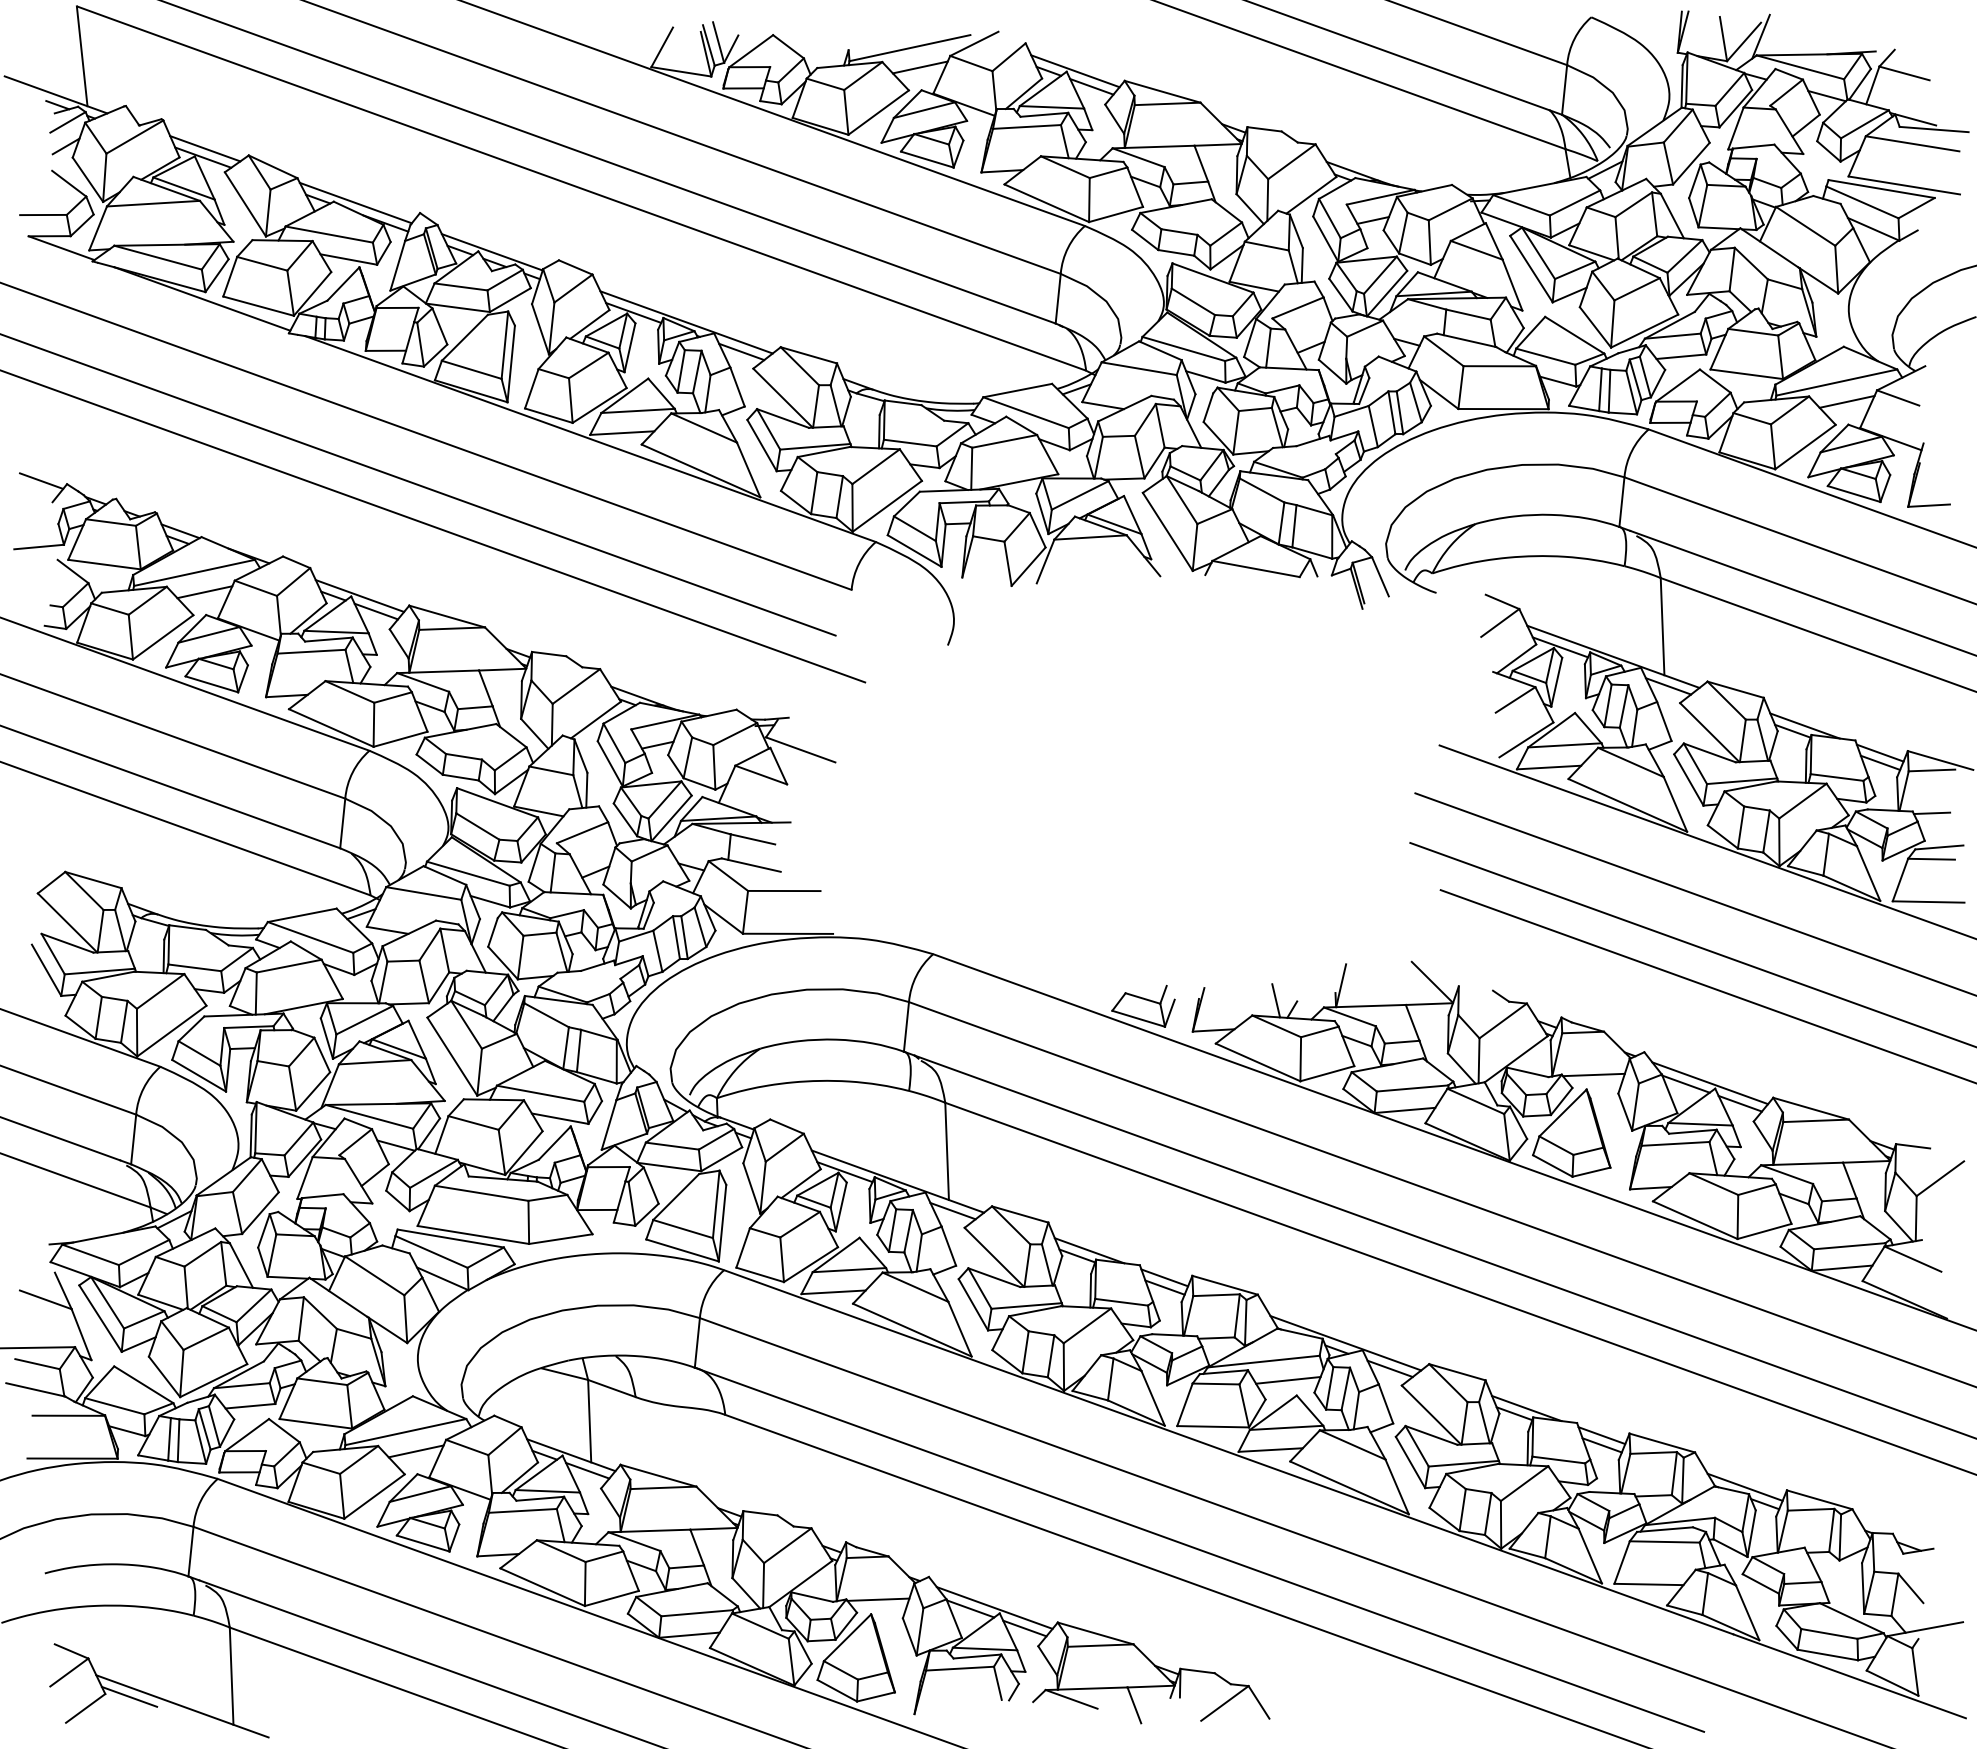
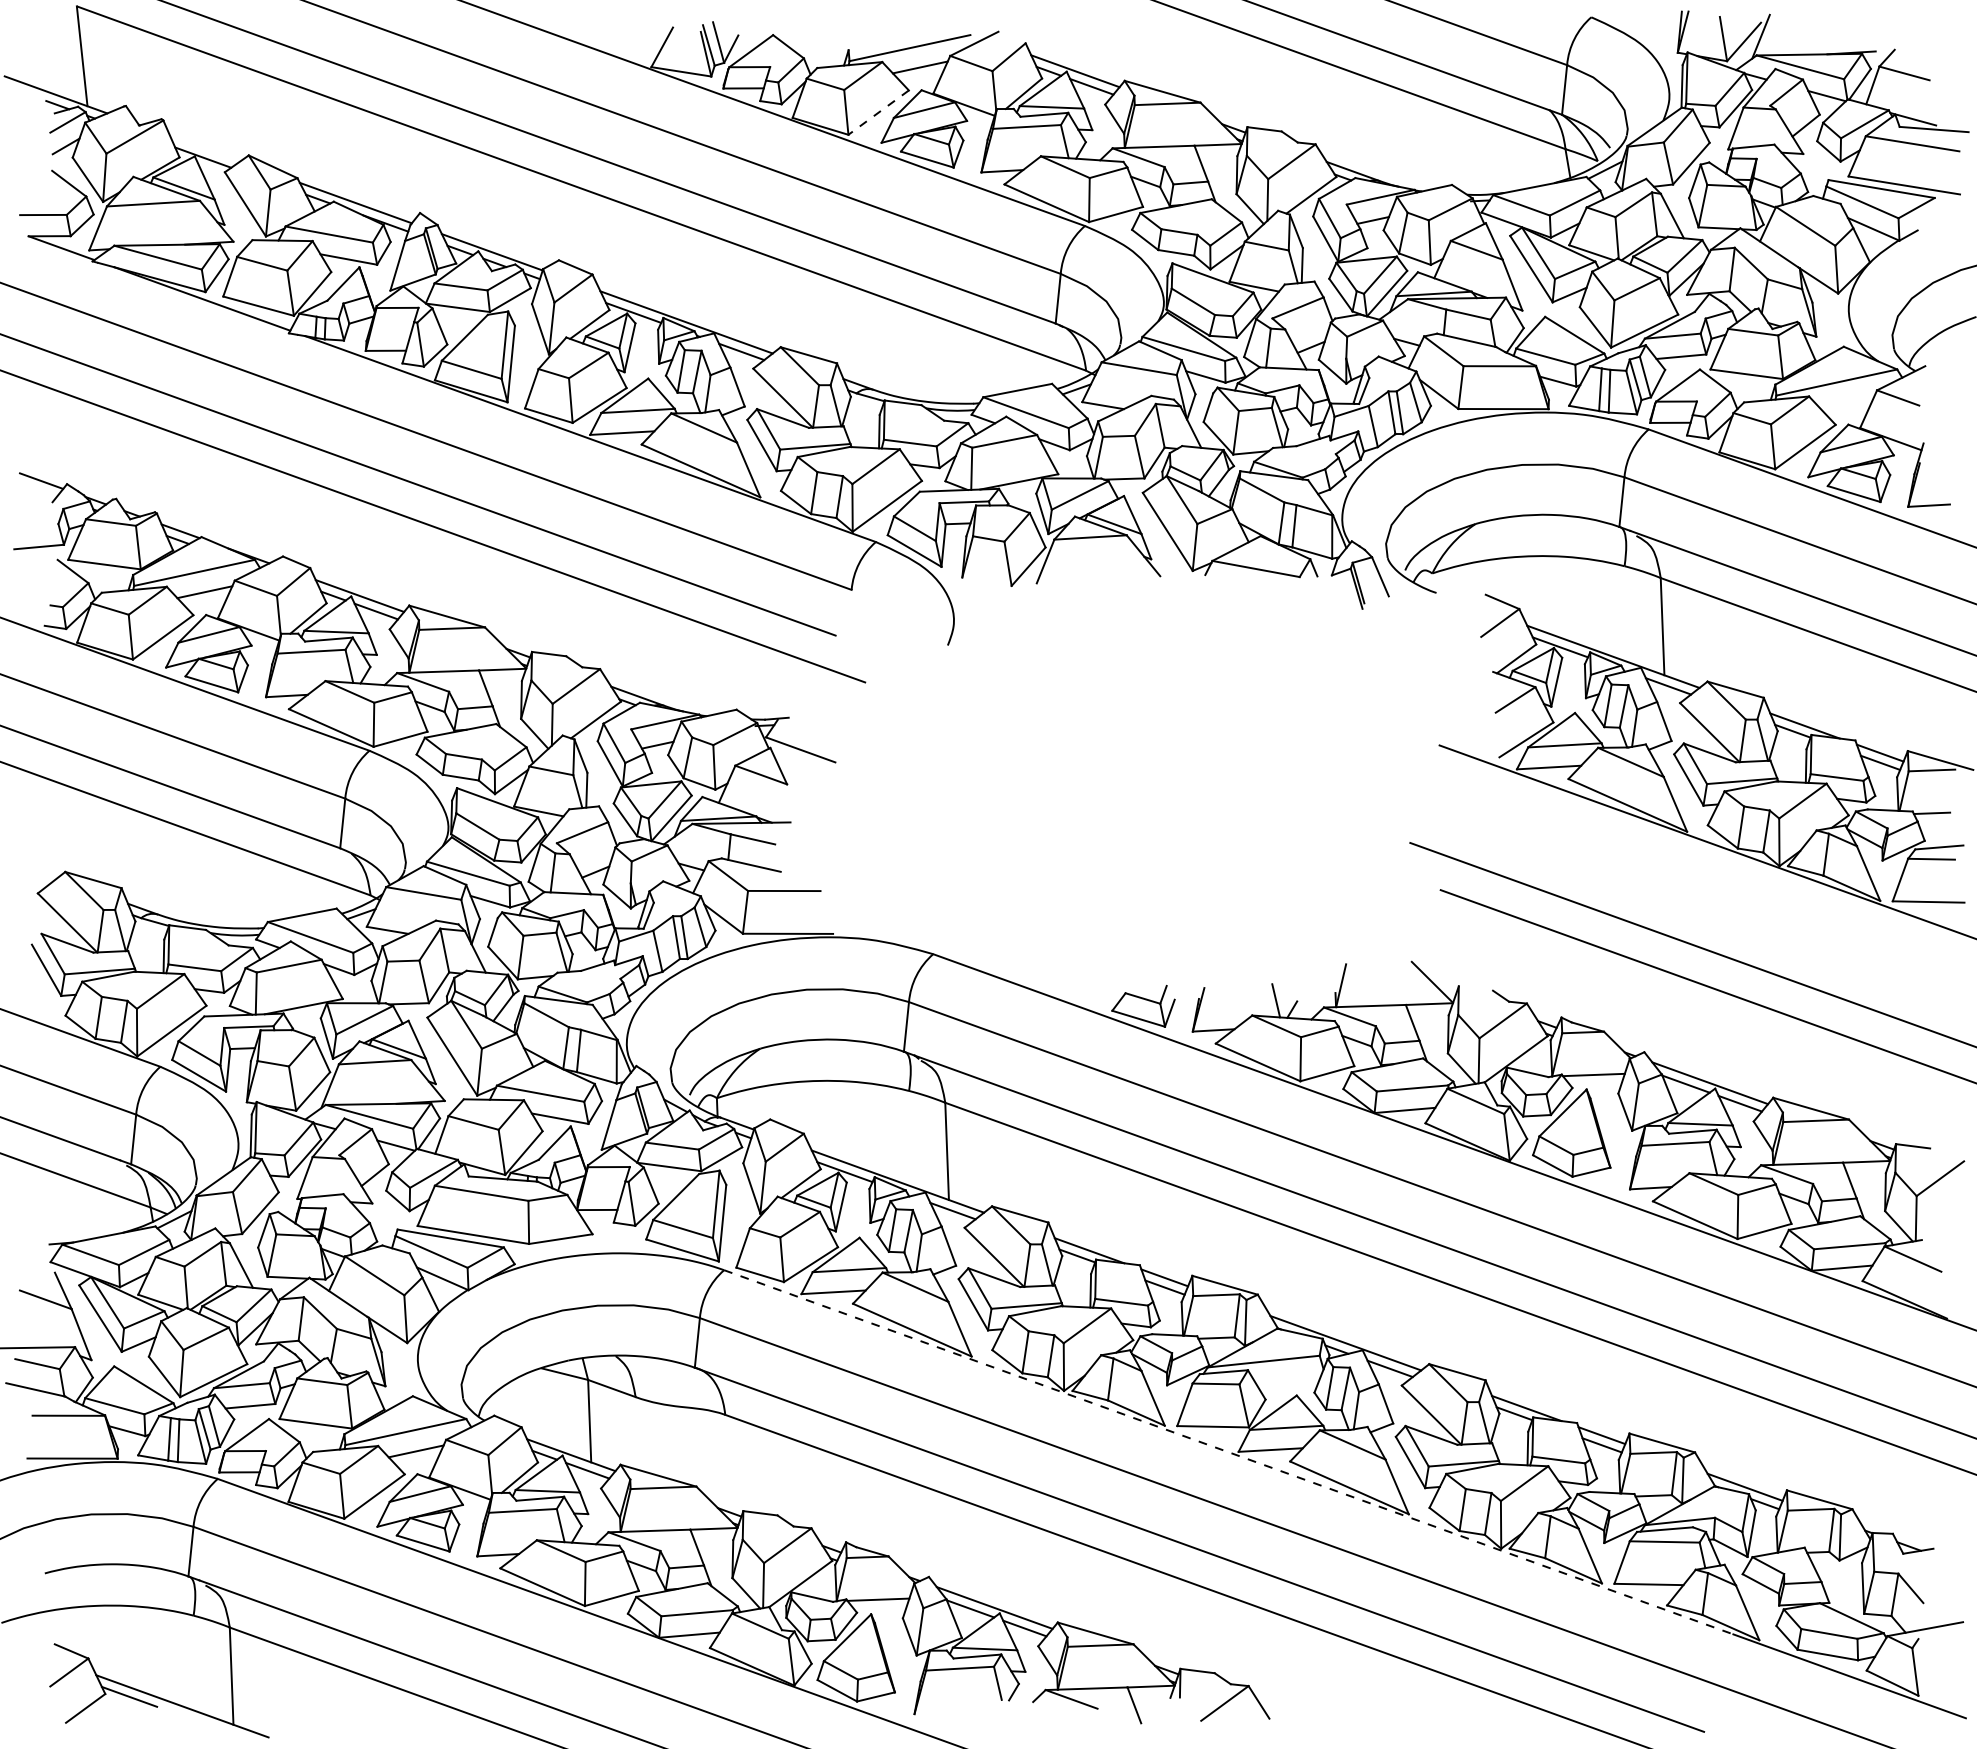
line: solid -> dashed (878, 112)
line: present -> none (205, 148)
line: present -> none (1846, 401)
line: present -> none (1694, 893)
line: present -> none (1288, 1380)
line: solid -> dashed (1229, 1452)
